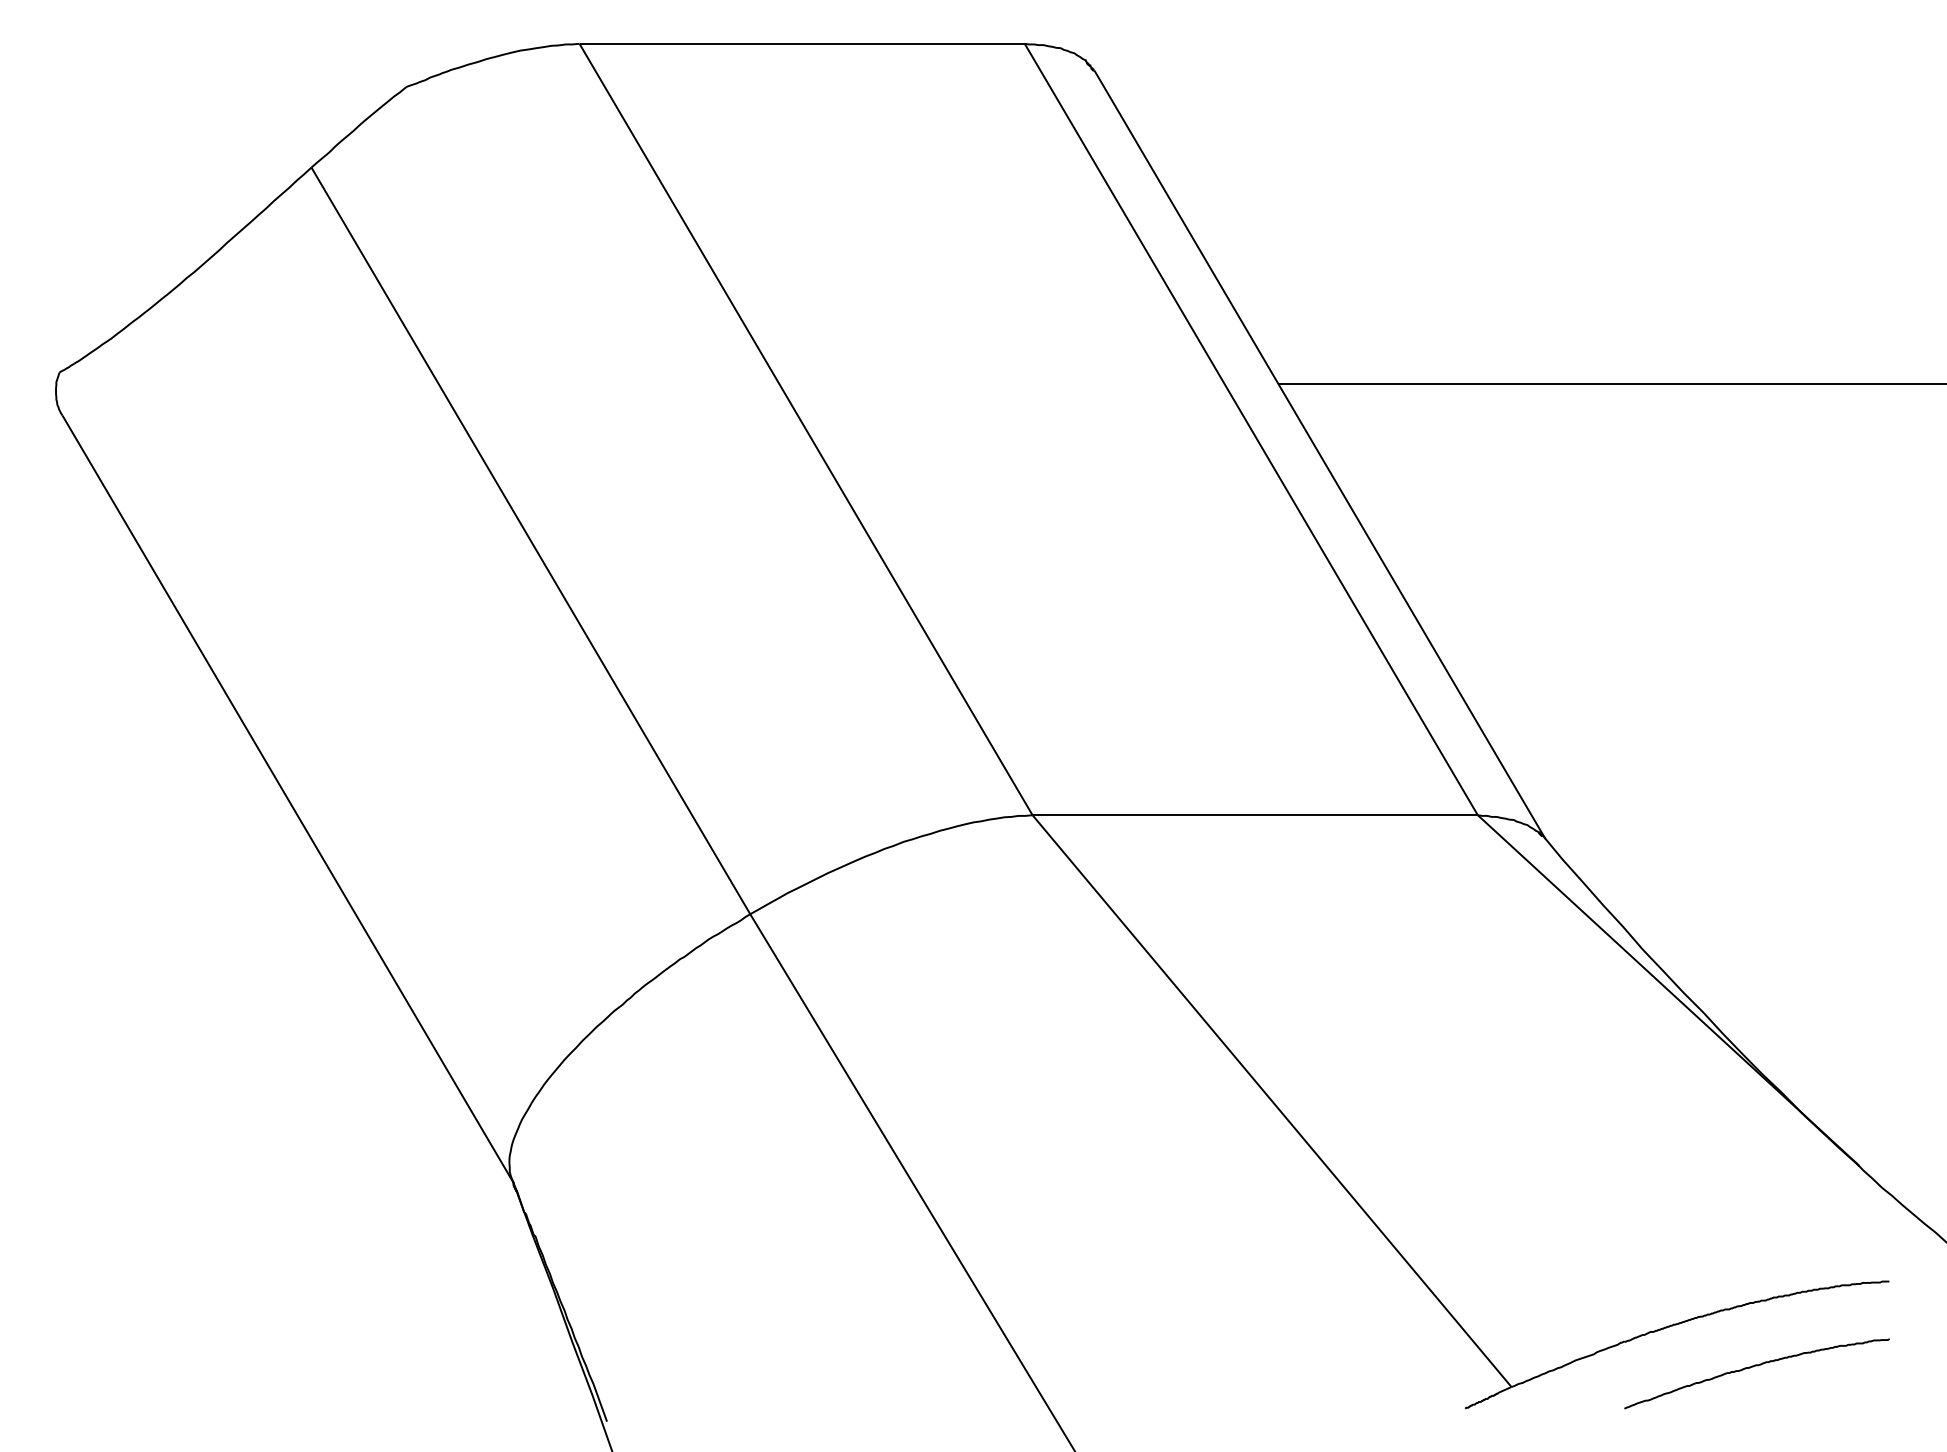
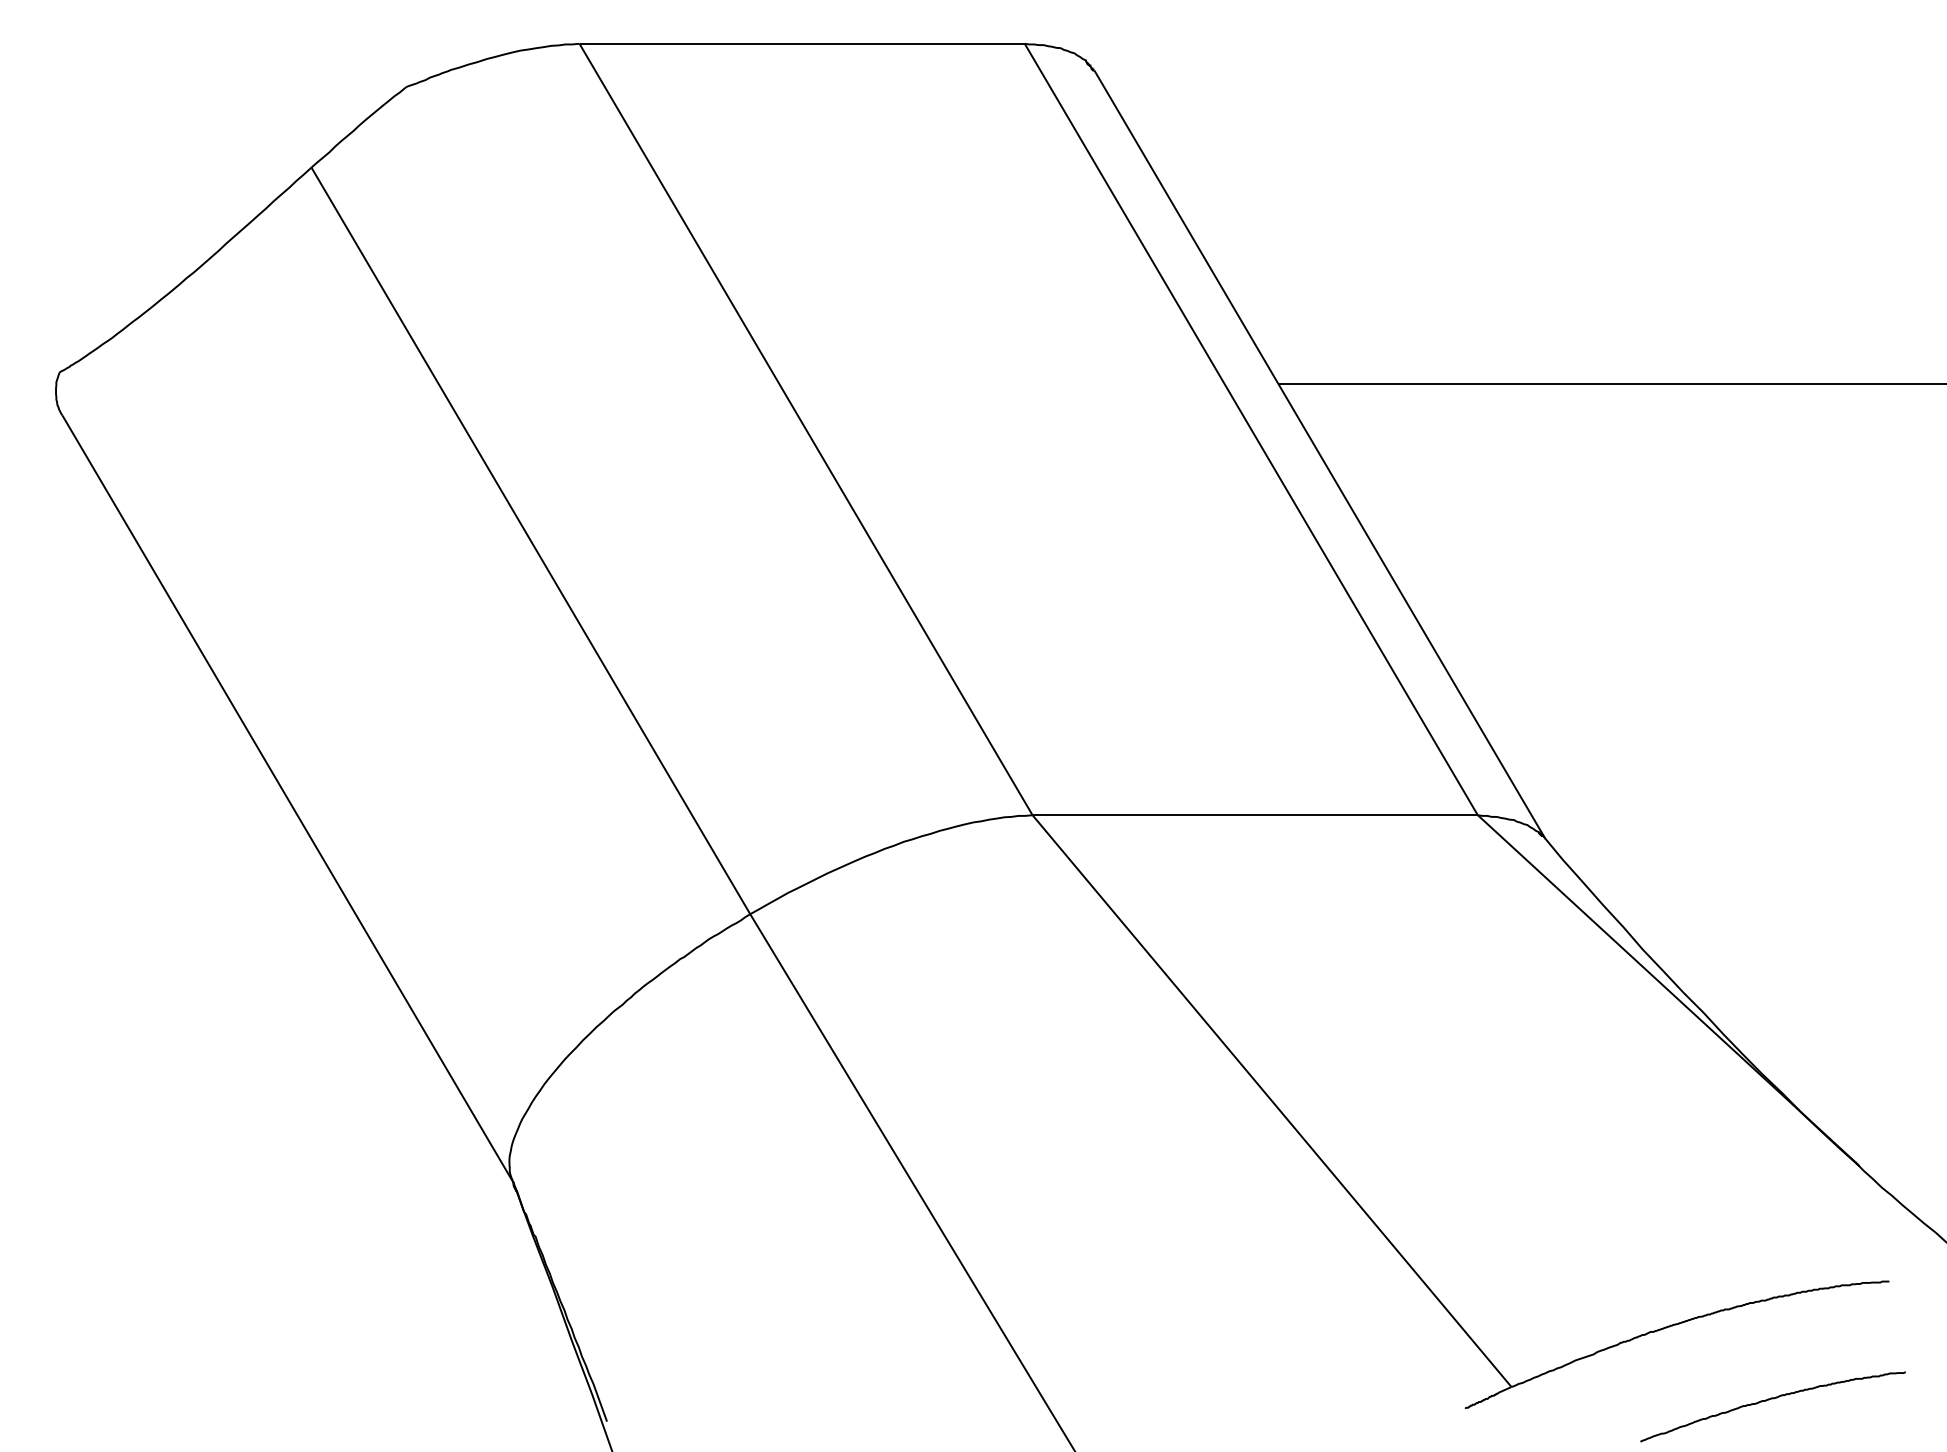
curve position: (1753, 1367) -> (1769, 1400) (1769, 1400)
